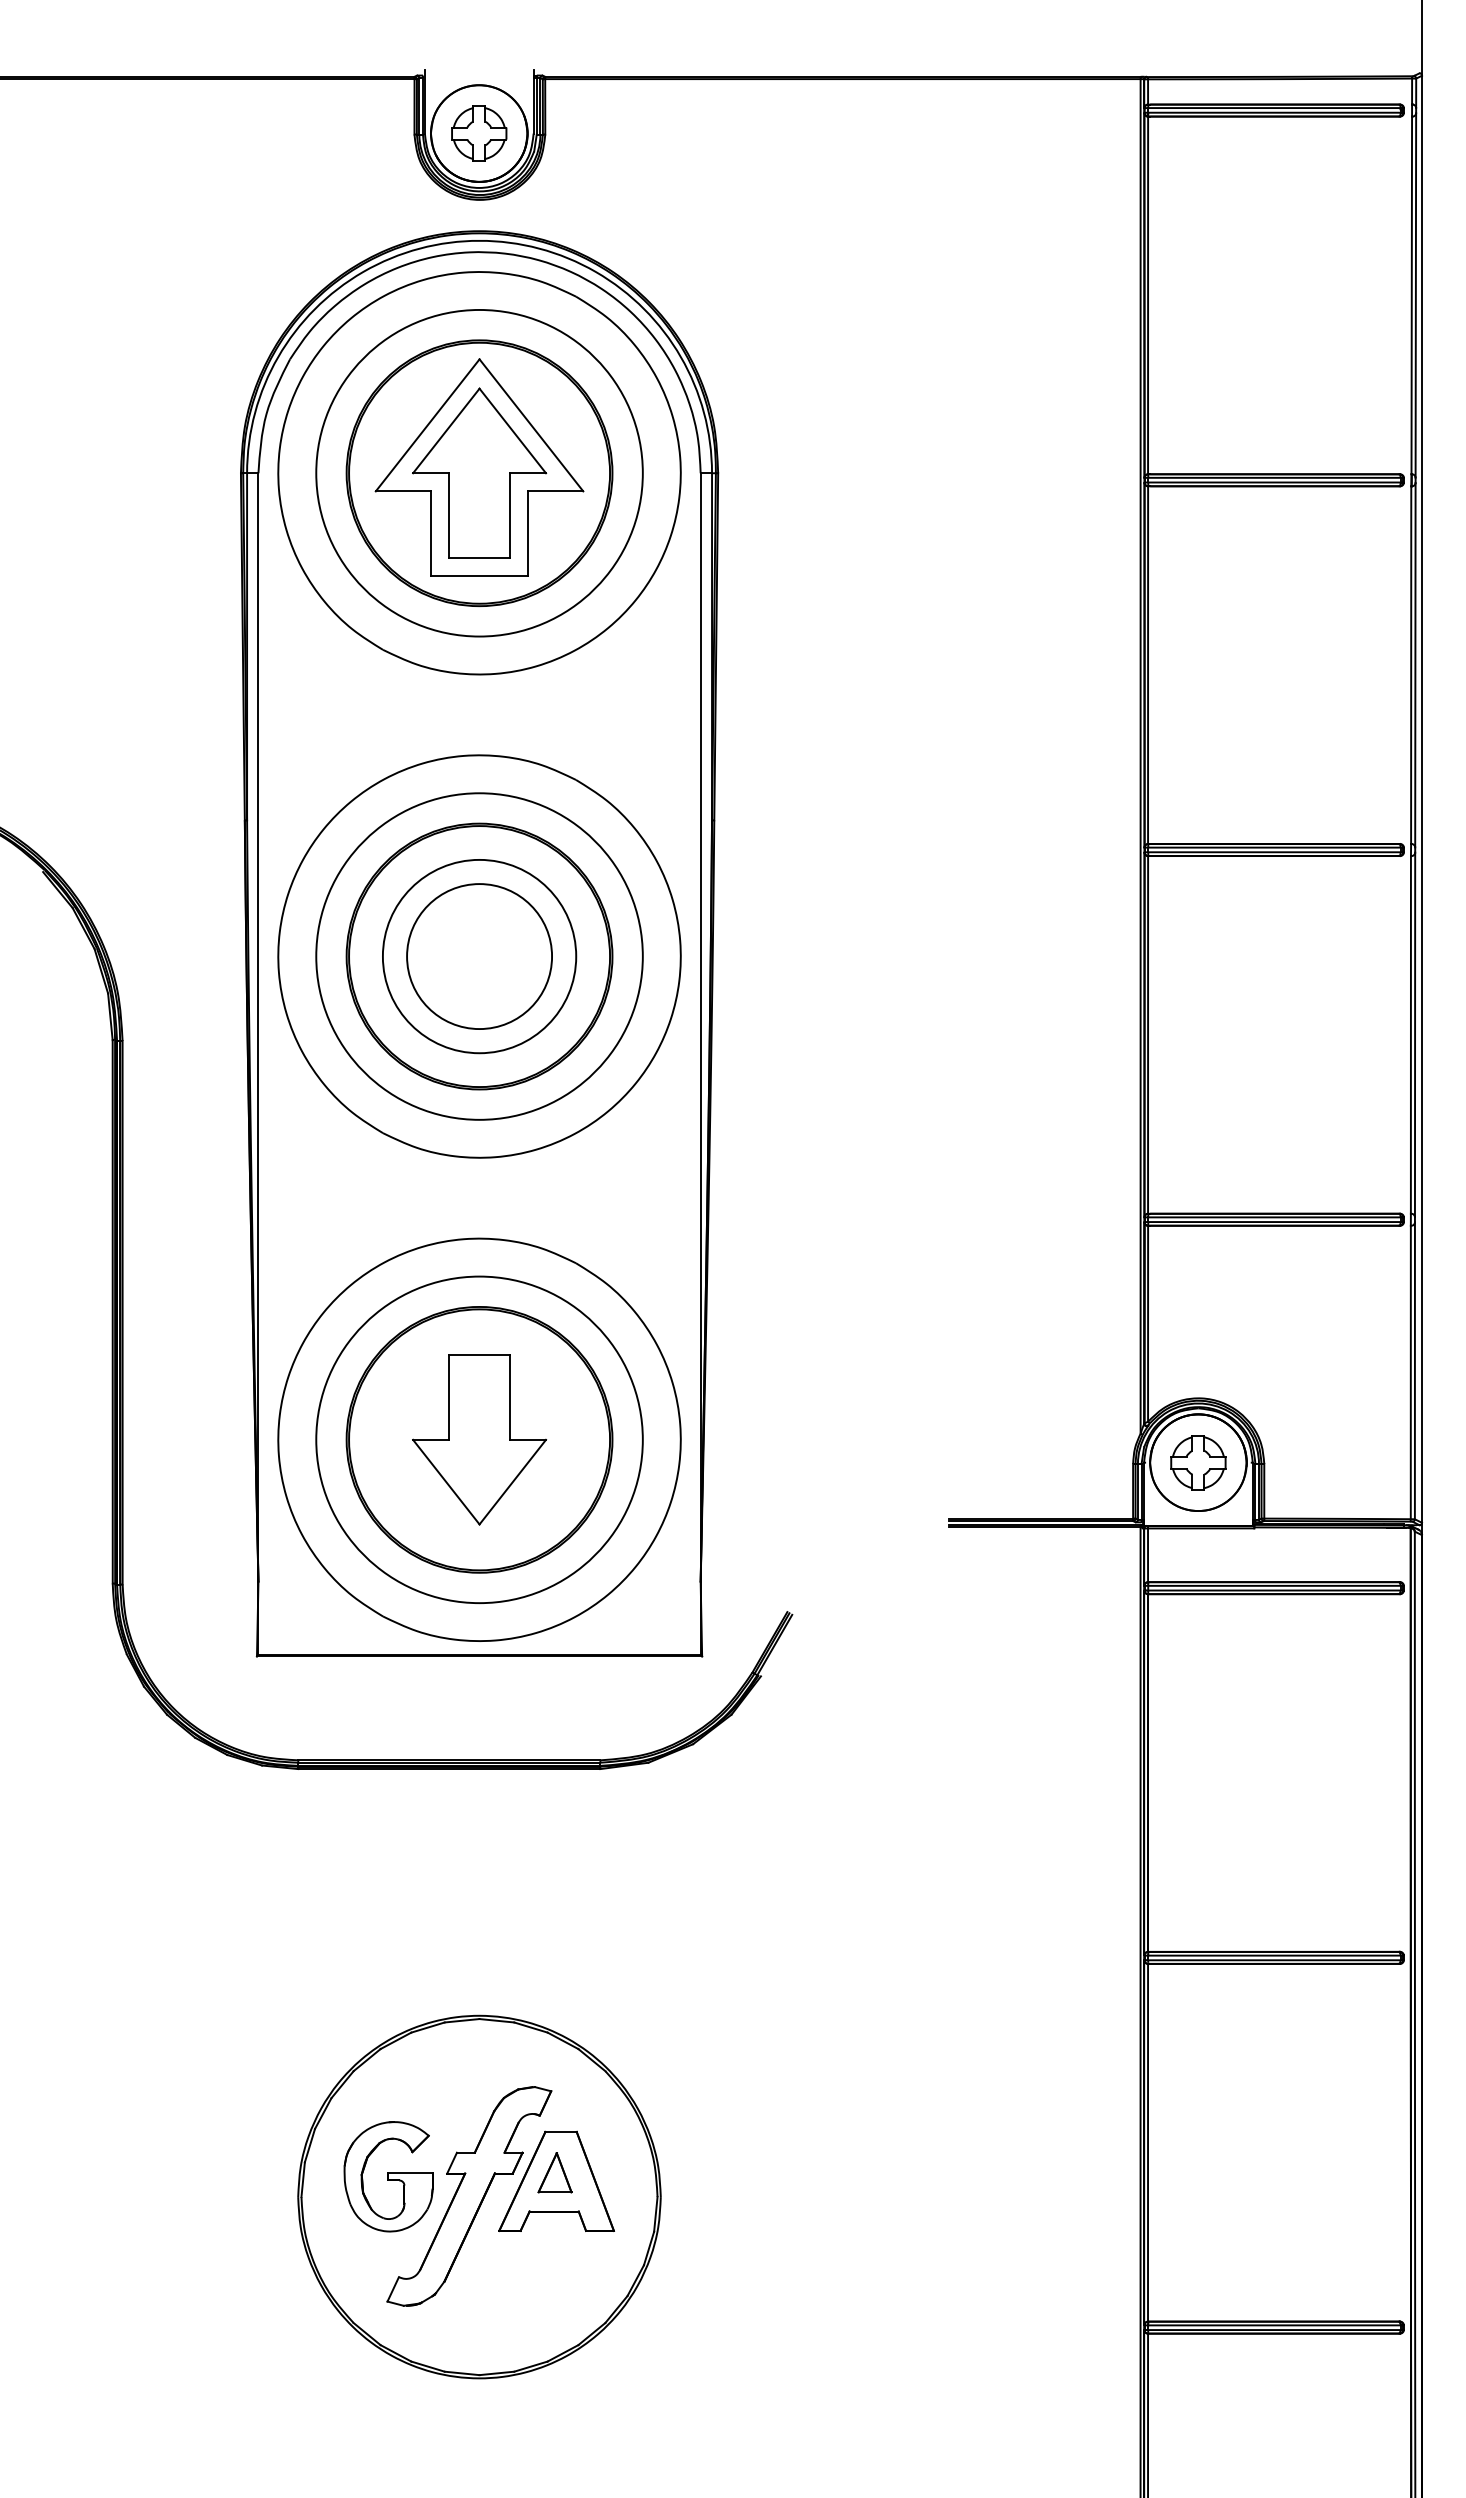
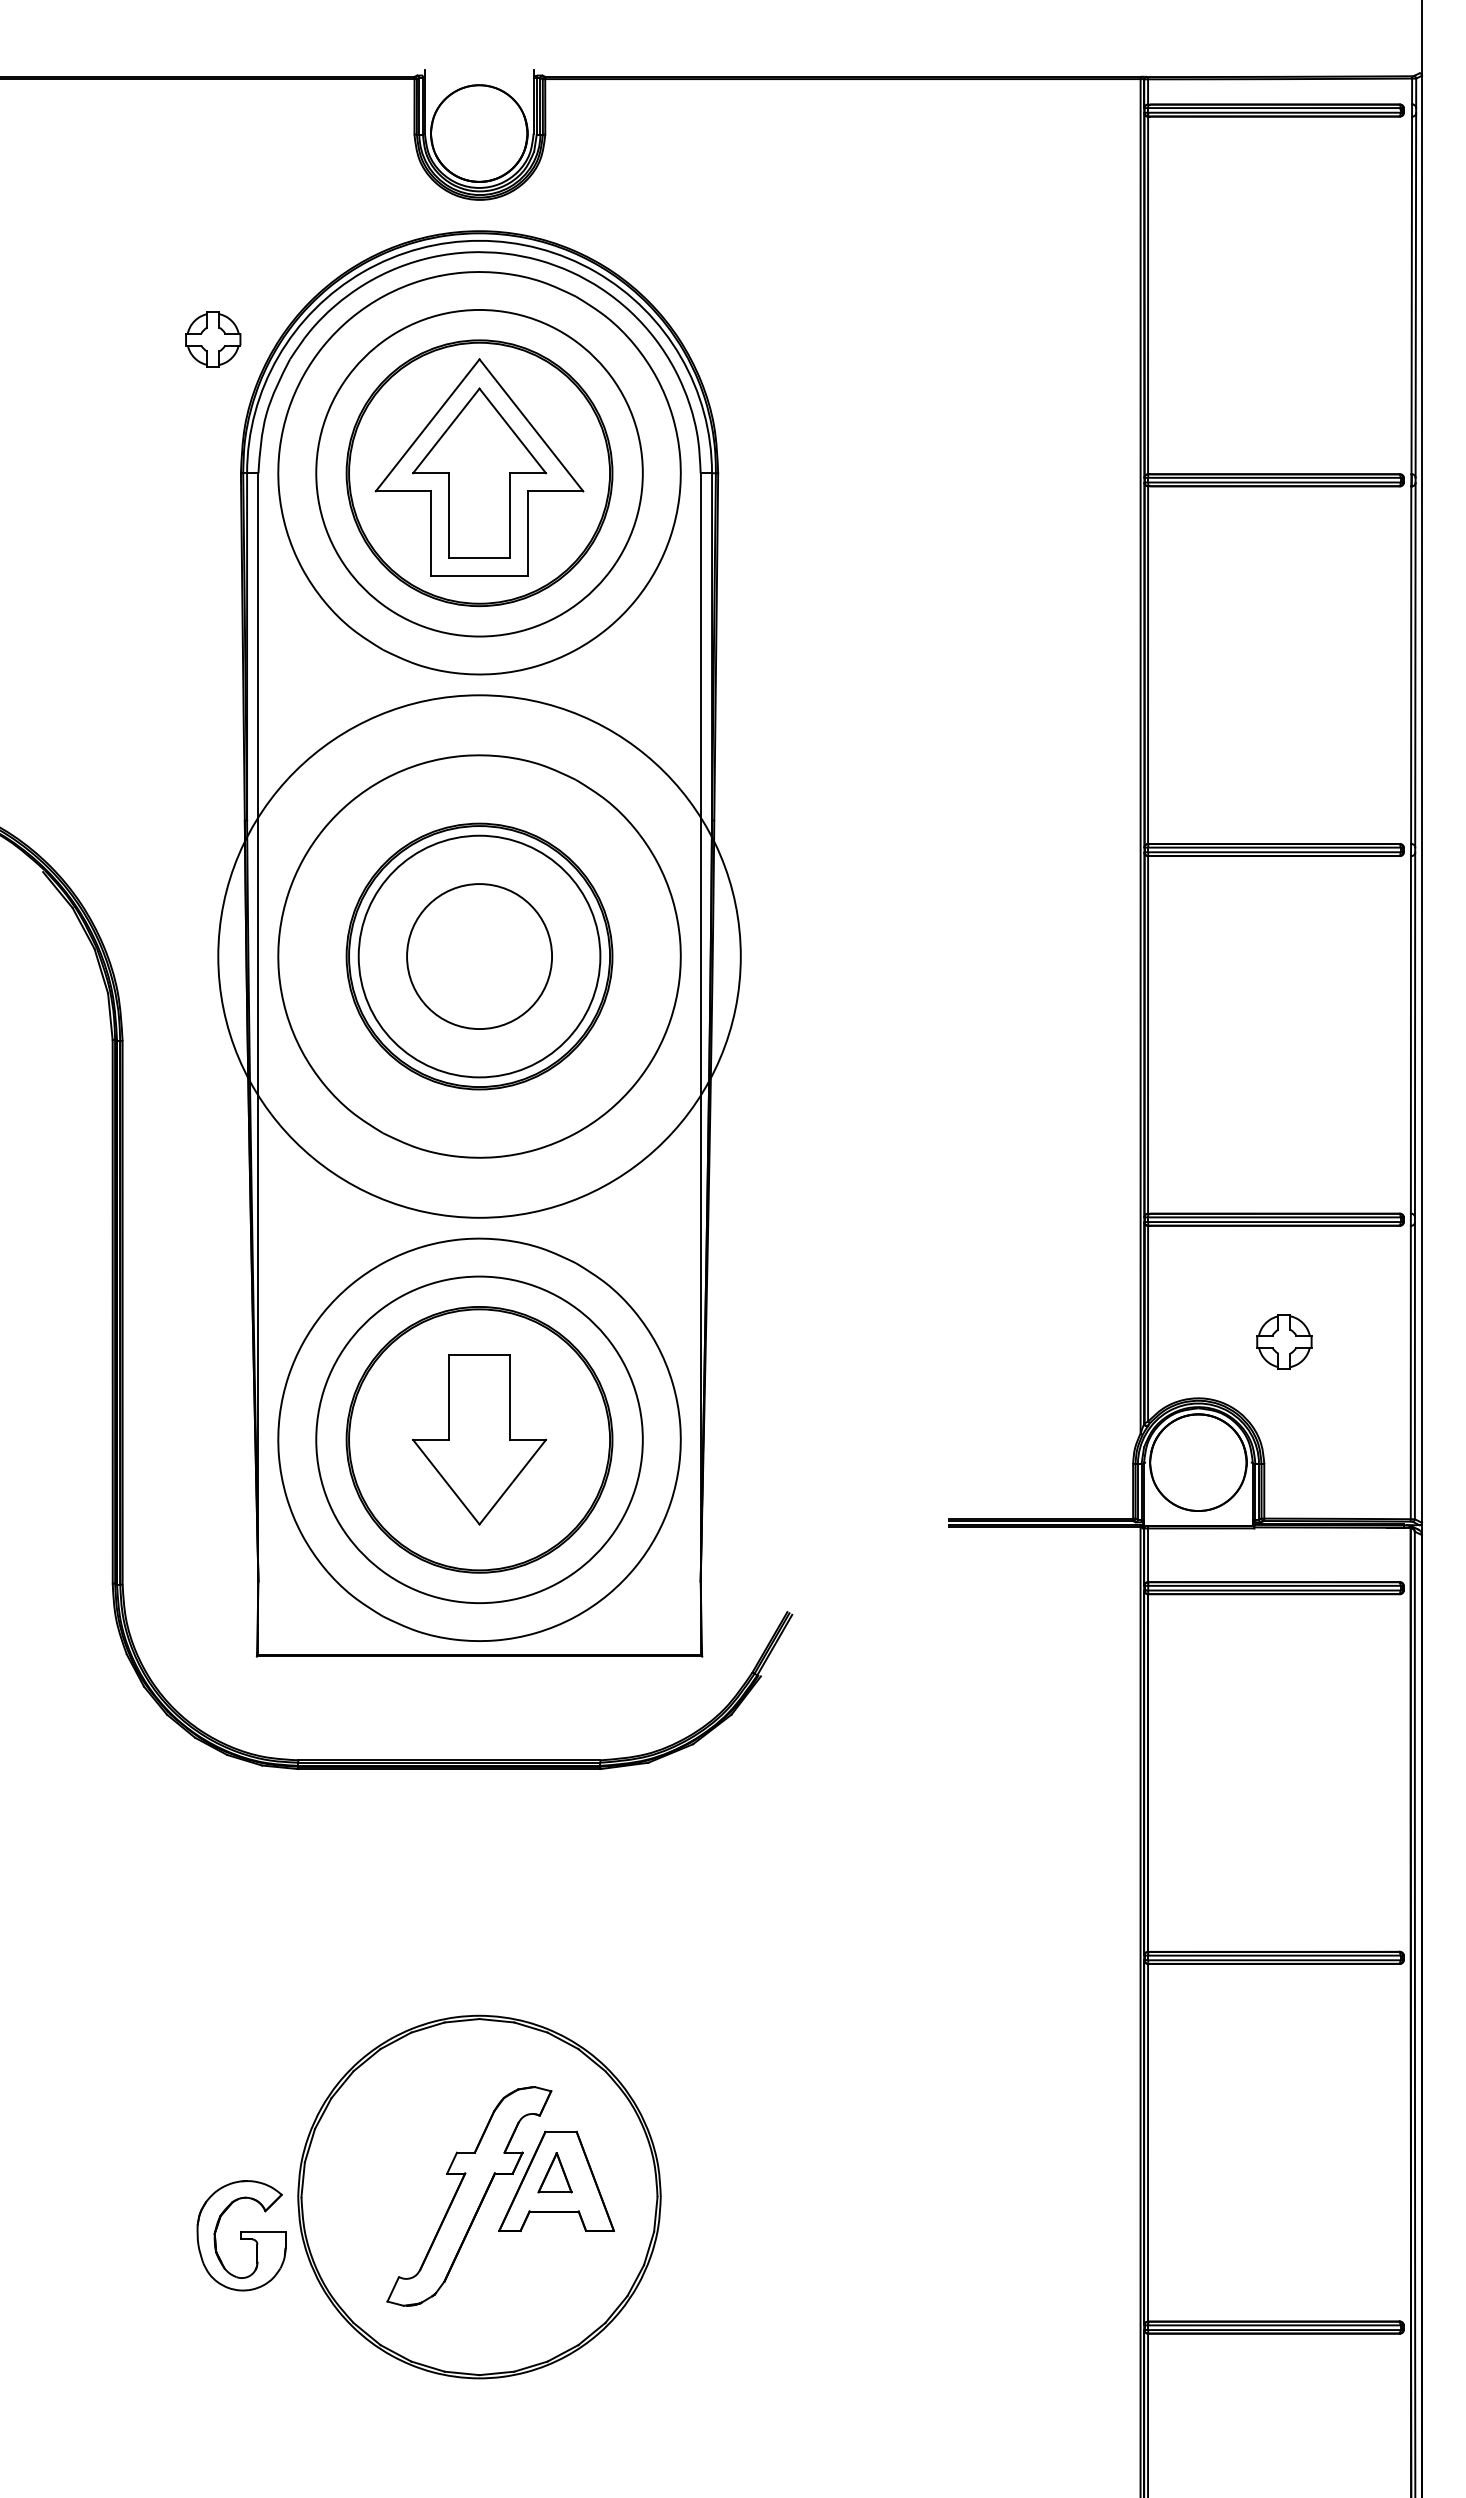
part position: (479, 133) -> (213, 339) (213, 339)
circle diameter: 193 px -> 242 px (479, 956)
circle diameter: 327 px -> 523 px (479, 956)
part position: (1198, 1462) -> (1284, 1341) (1284, 1341)
part position: (388, 2176) -> (241, 2235) (241, 2235)
